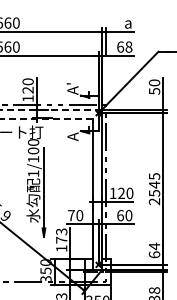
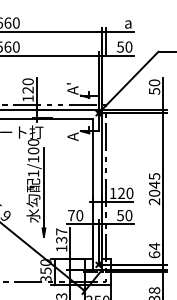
text: 68 -> 50 (124, 46)
line: dashed -> solid (51, 109)
line: dashed -> solid (46, 118)
text: 2545 -> 2045 (154, 192)
text: 60 -> 50 (120, 215)
text: 173 -> 137 (61, 235)
